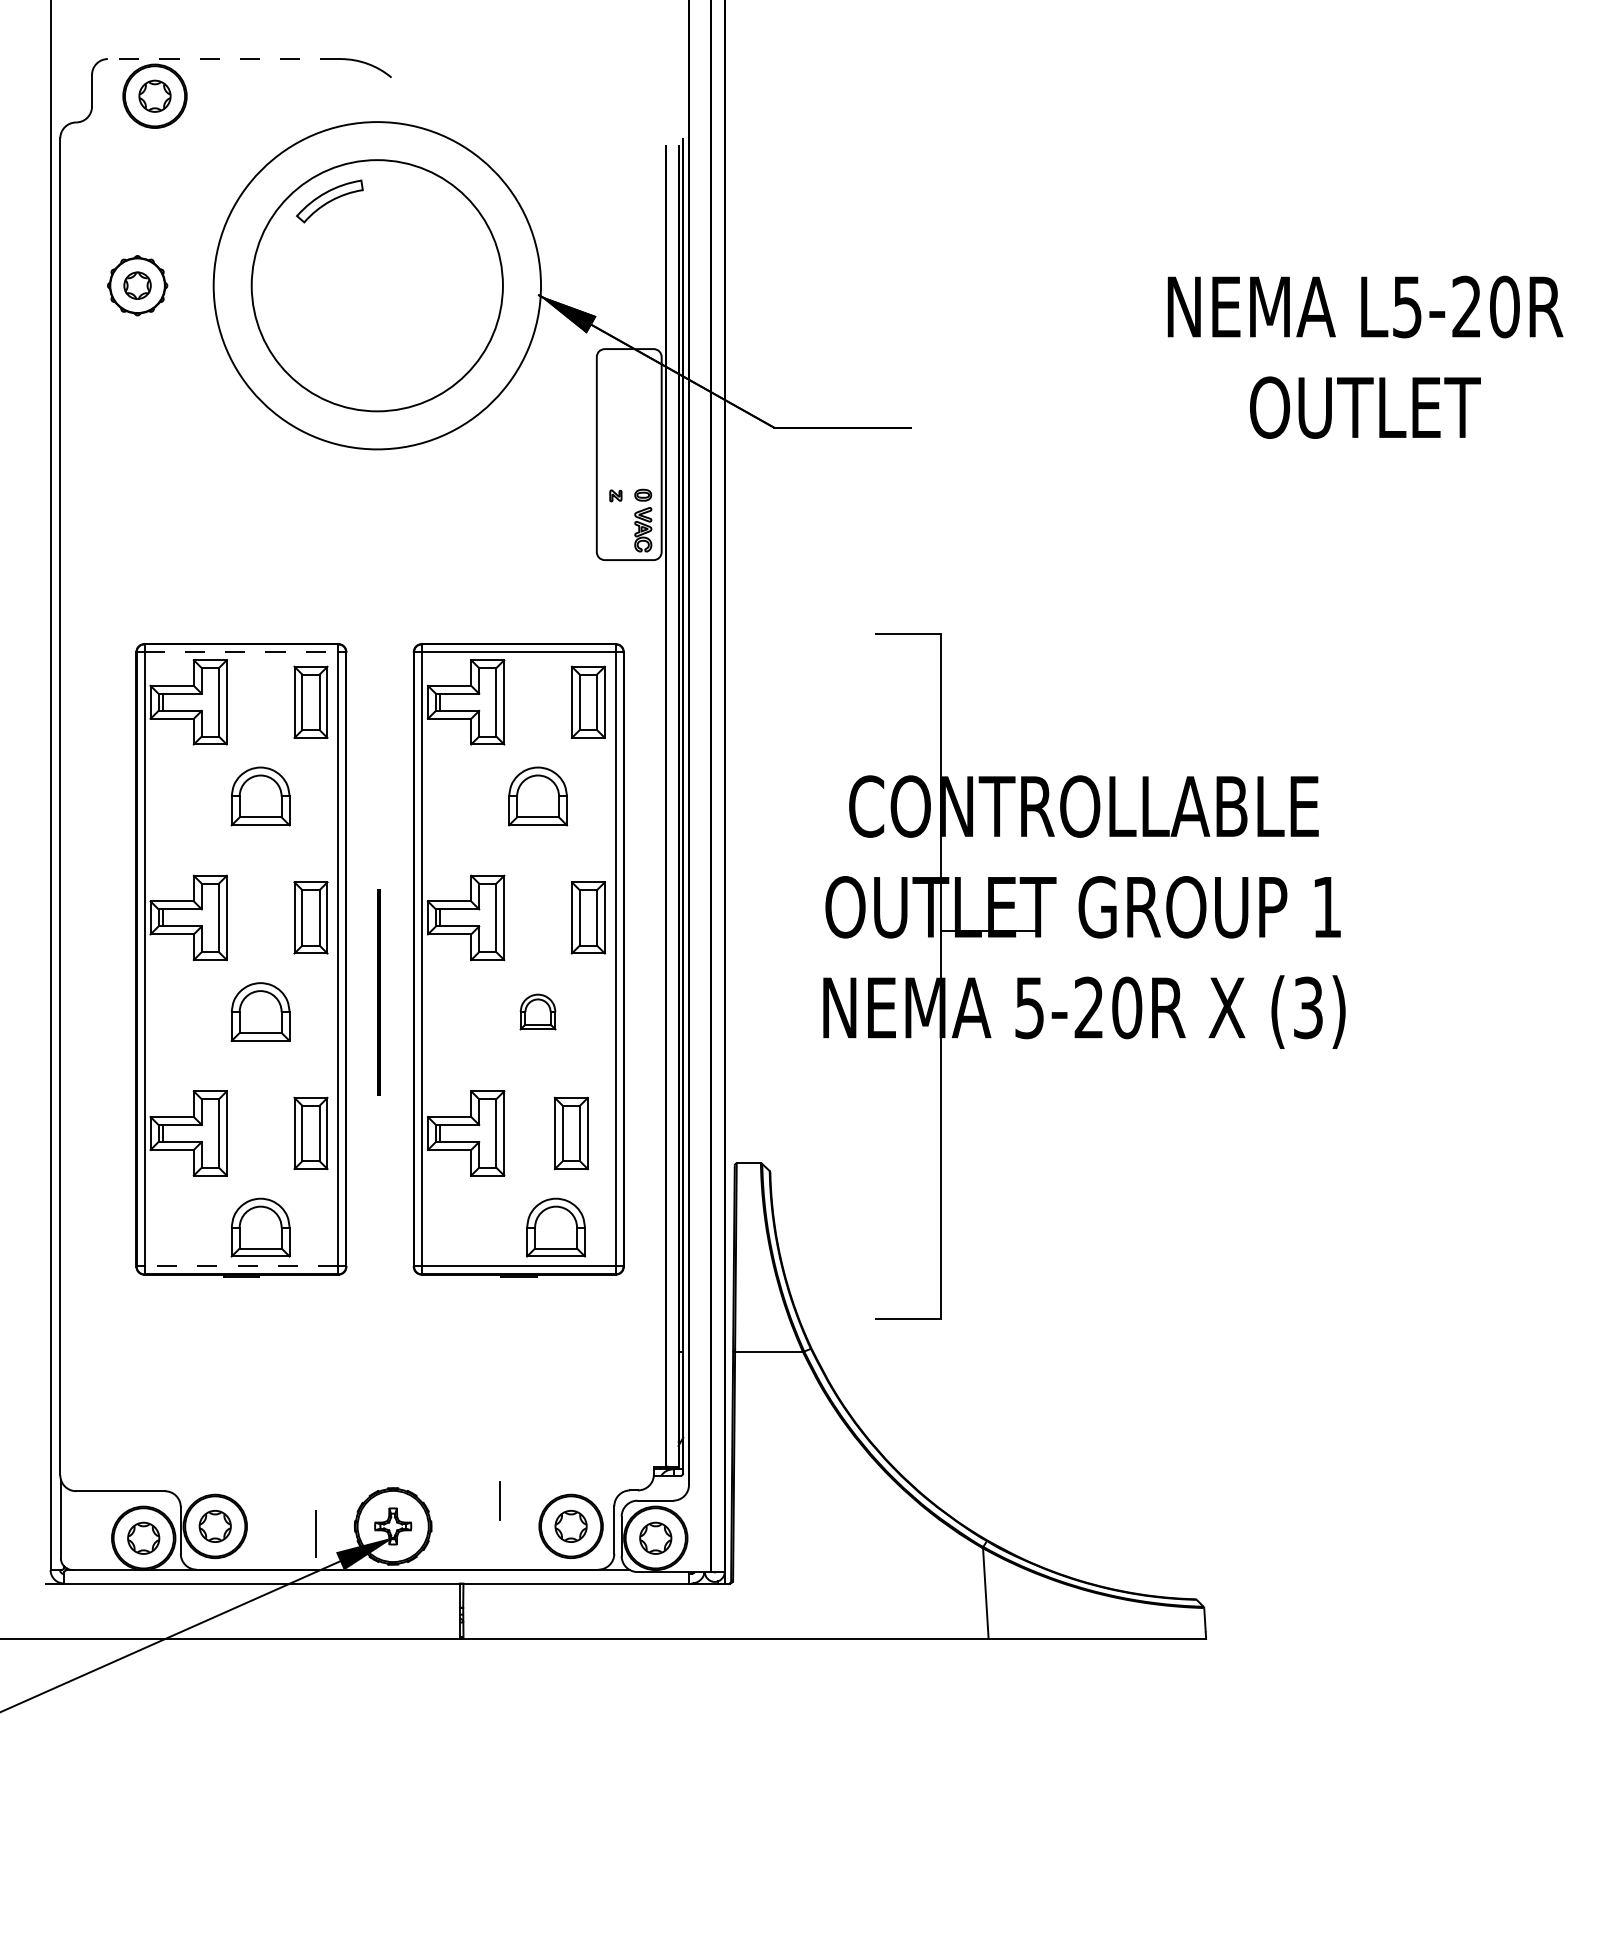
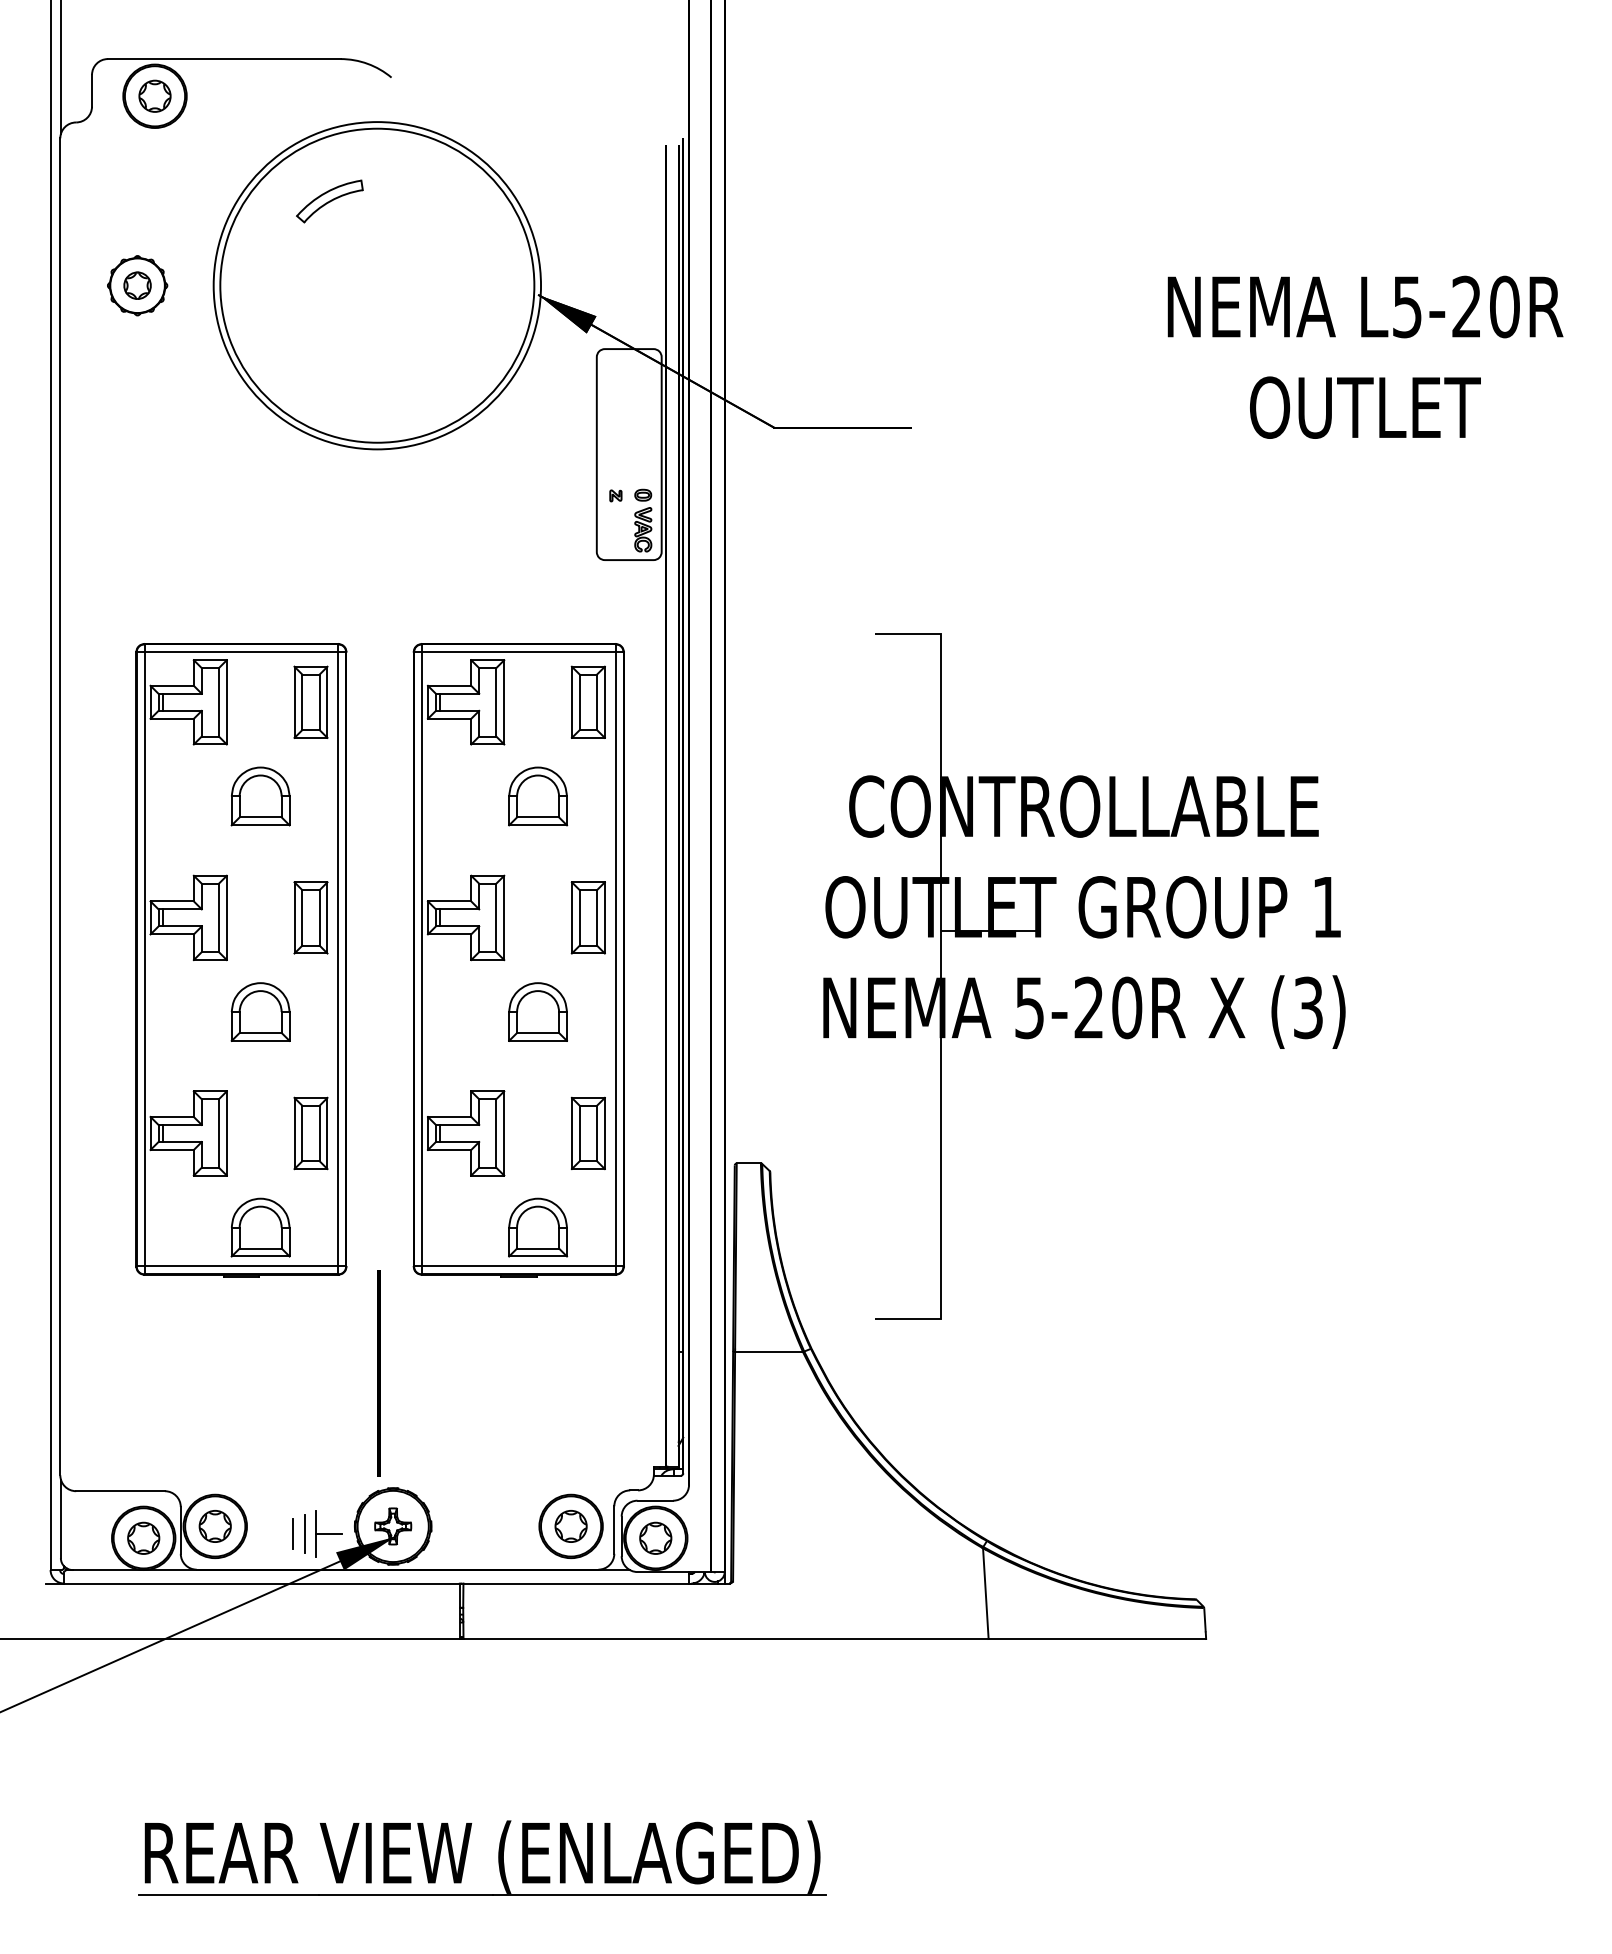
line: dashed -> solid (223, 59)
line: none -> present (60, 68)
circle diameter: 251 px -> 314 px (377, 285)
line: dashed -> solid (241, 652)
line position: (378, 992) -> (378, 1373) (378, 1373)
part size: 38x38 px -> 60x60 px (537, 1011)
part position: (570, 1133) -> (587, 1133) (587, 1133)
part position: (556, 1227) -> (538, 1227) (538, 1227)
line: dashed -> solid (241, 1266)
line position: (499, 1500) -> (304, 1533) (304, 1533)
line: none -> present (292, 1533)
line: none -> present (328, 1534)
part: none -> present (498, 1857)
